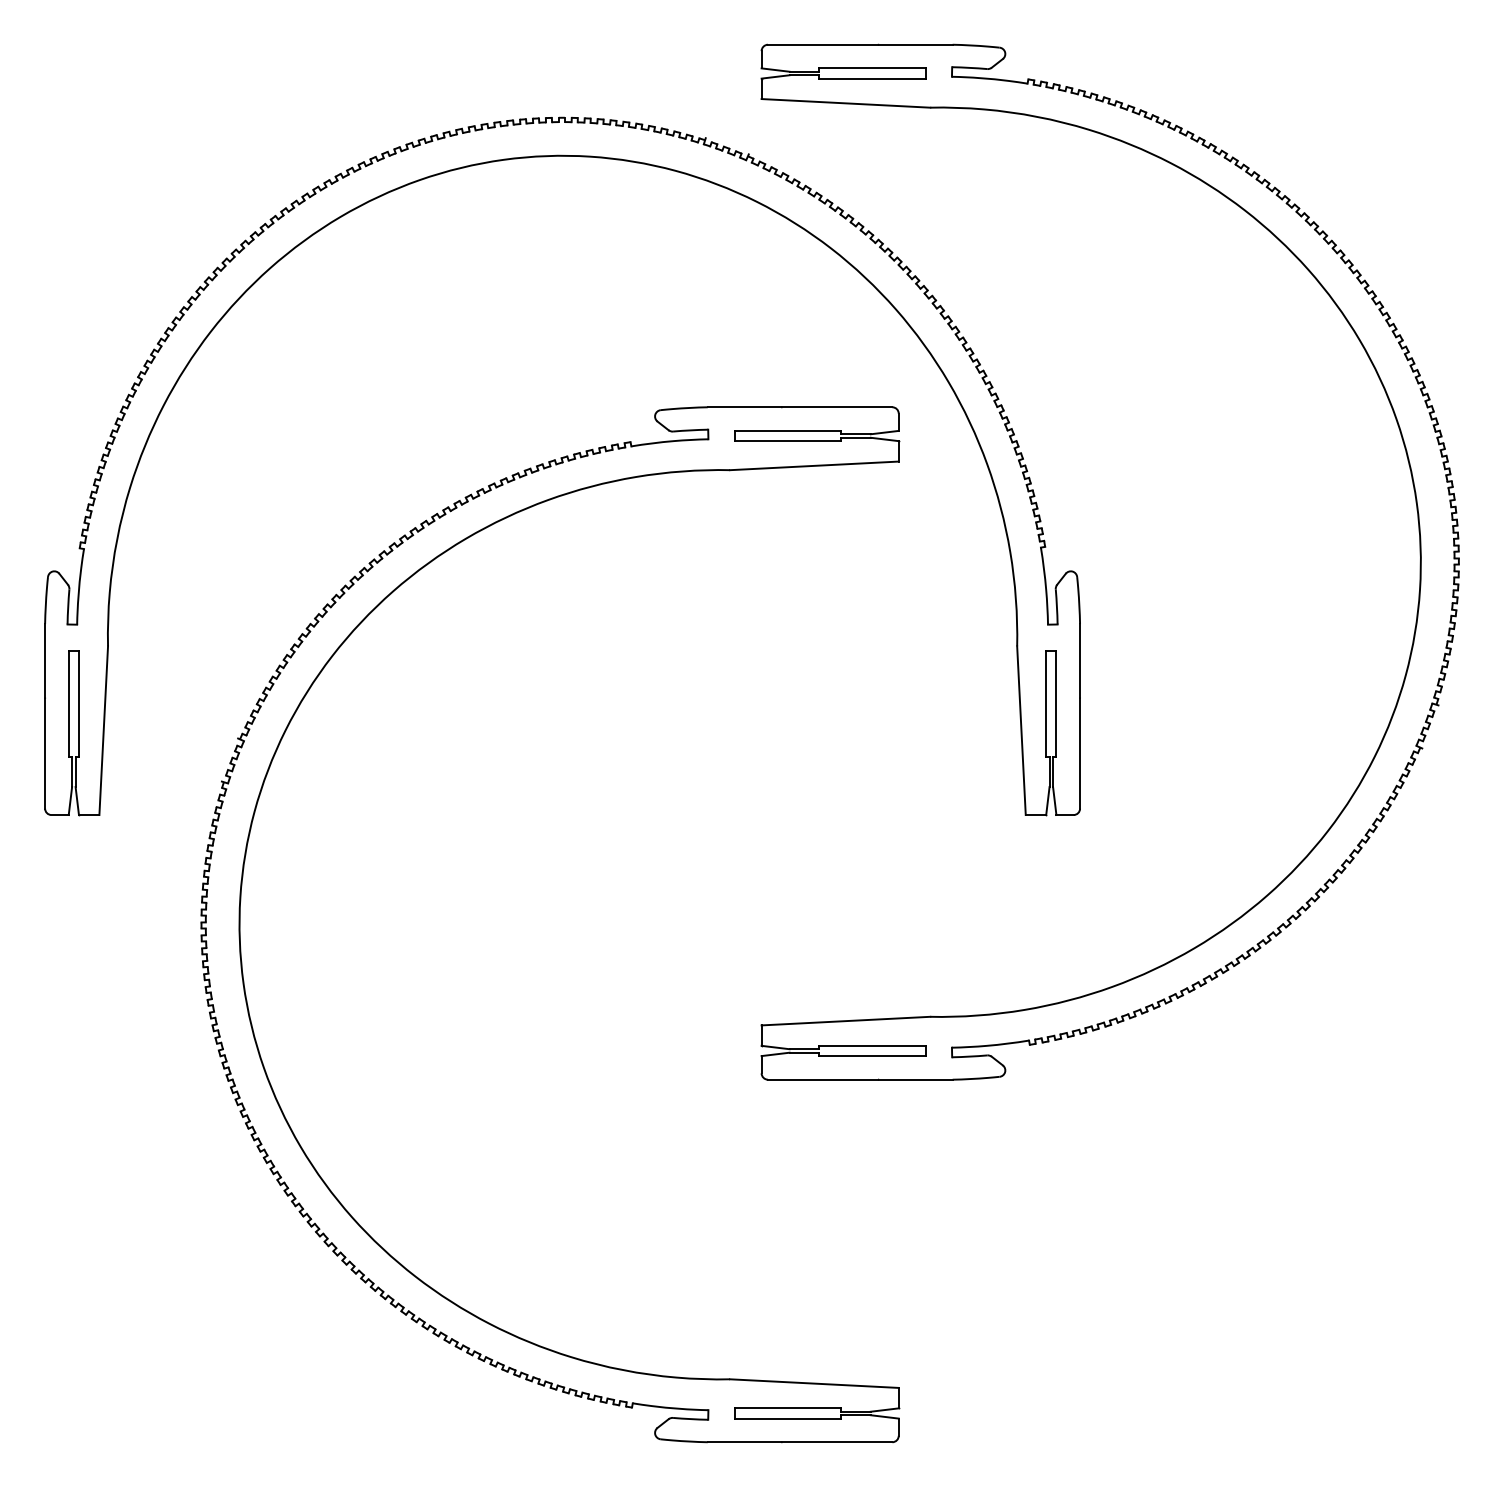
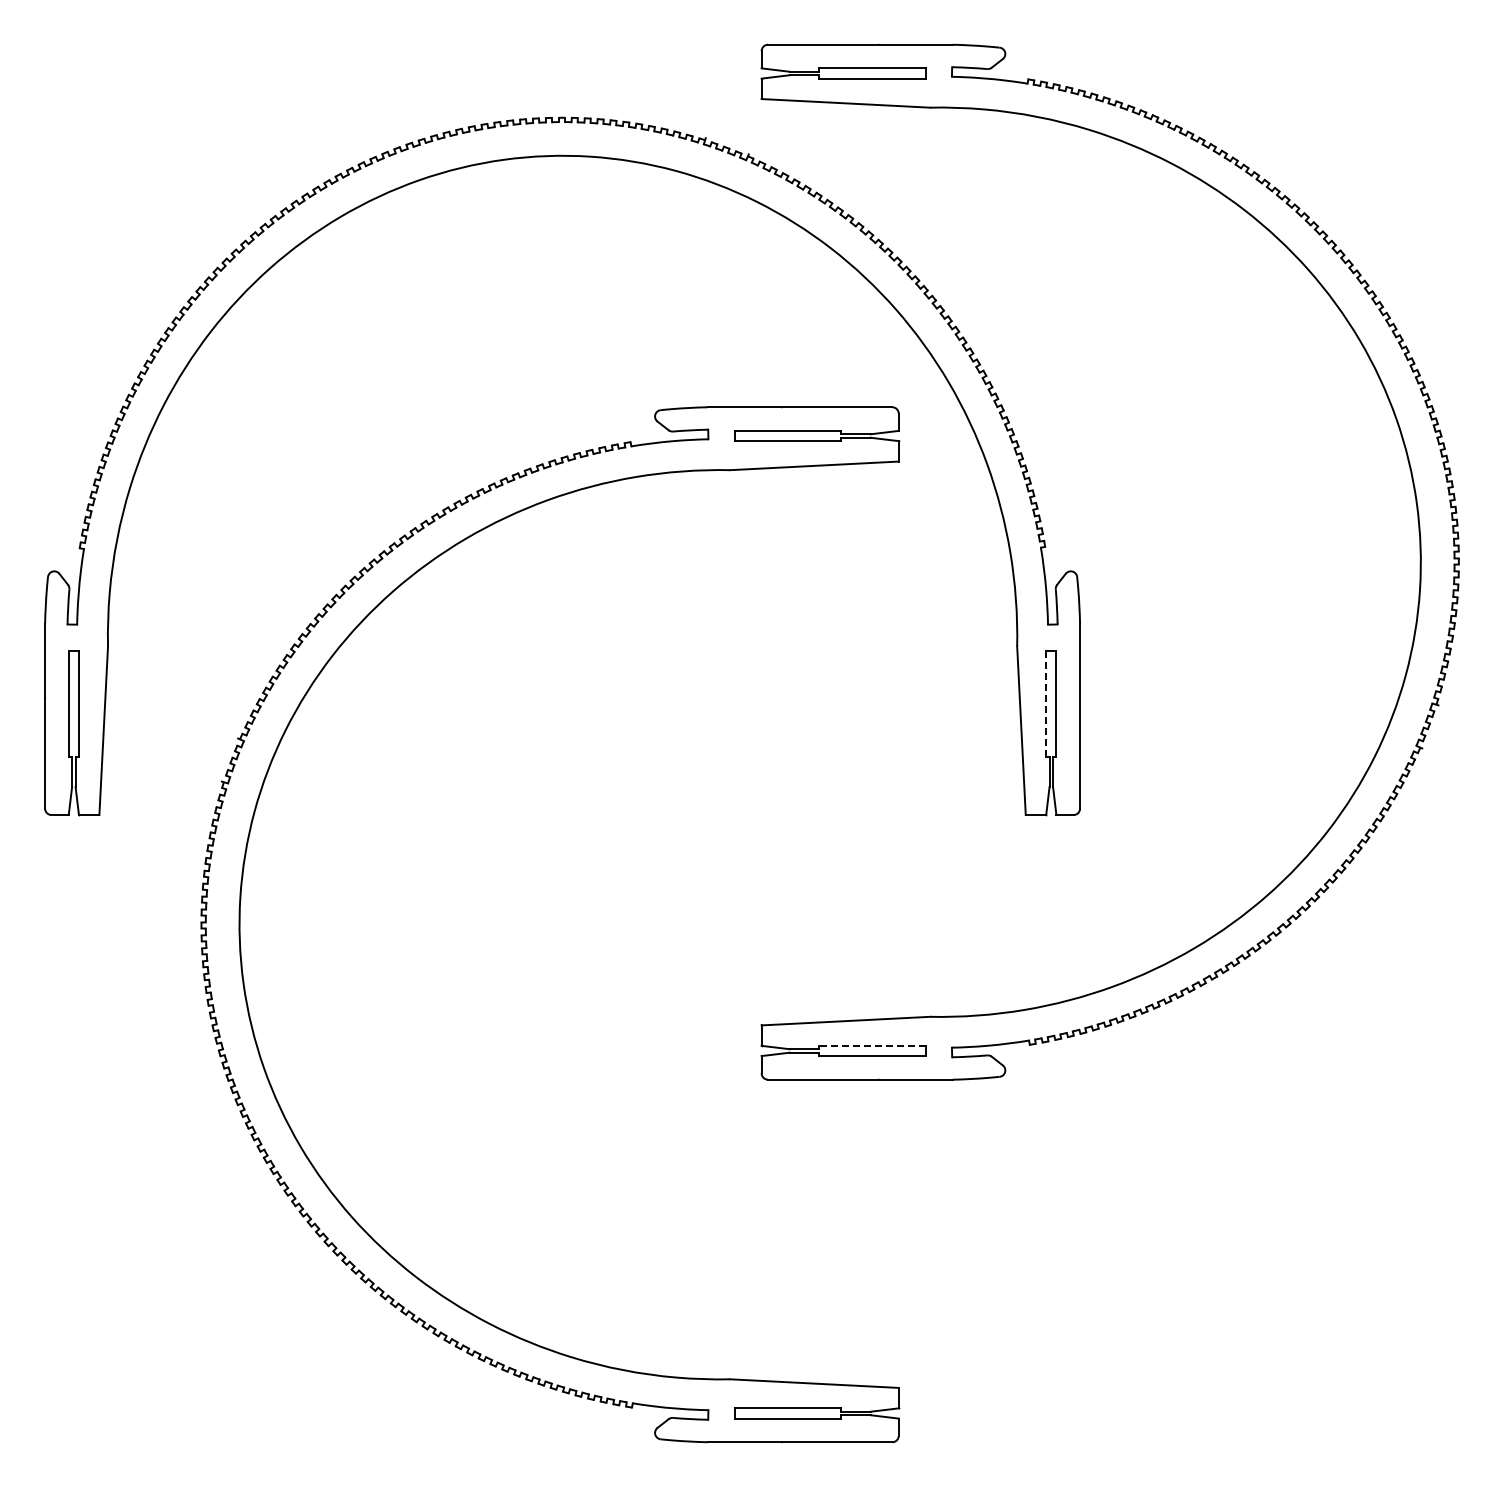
line: solid -> dashed (1046, 704)
line: solid -> dashed (871, 1045)
